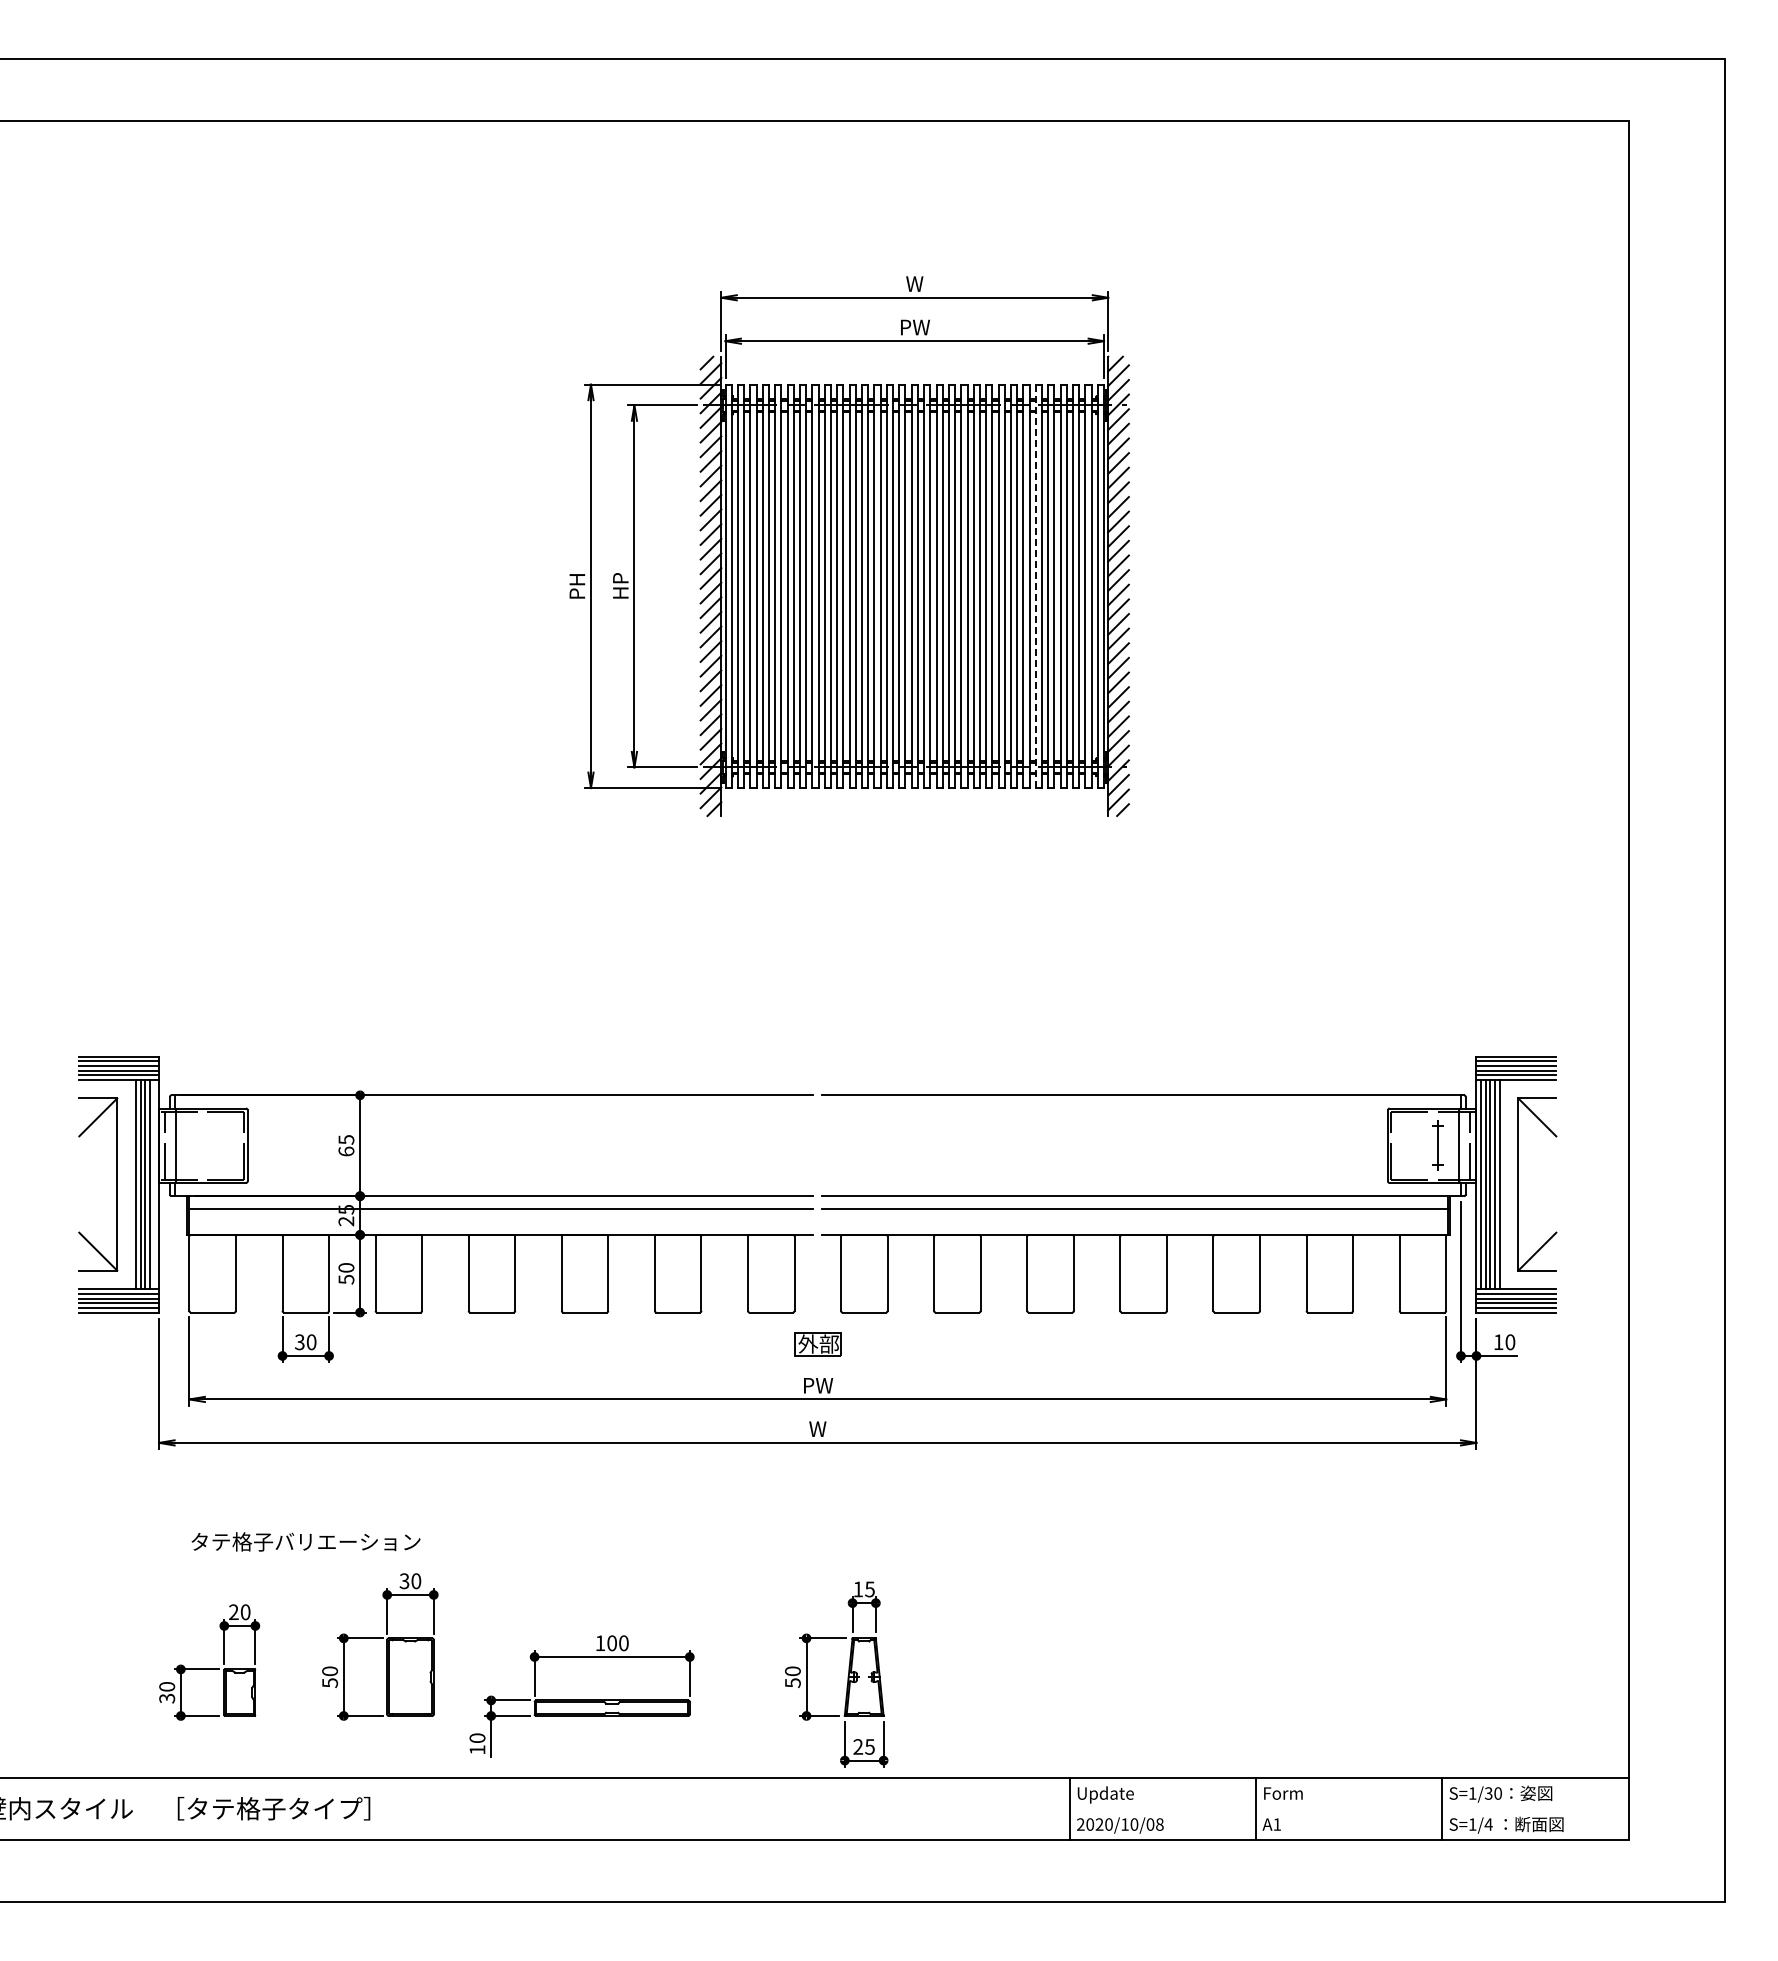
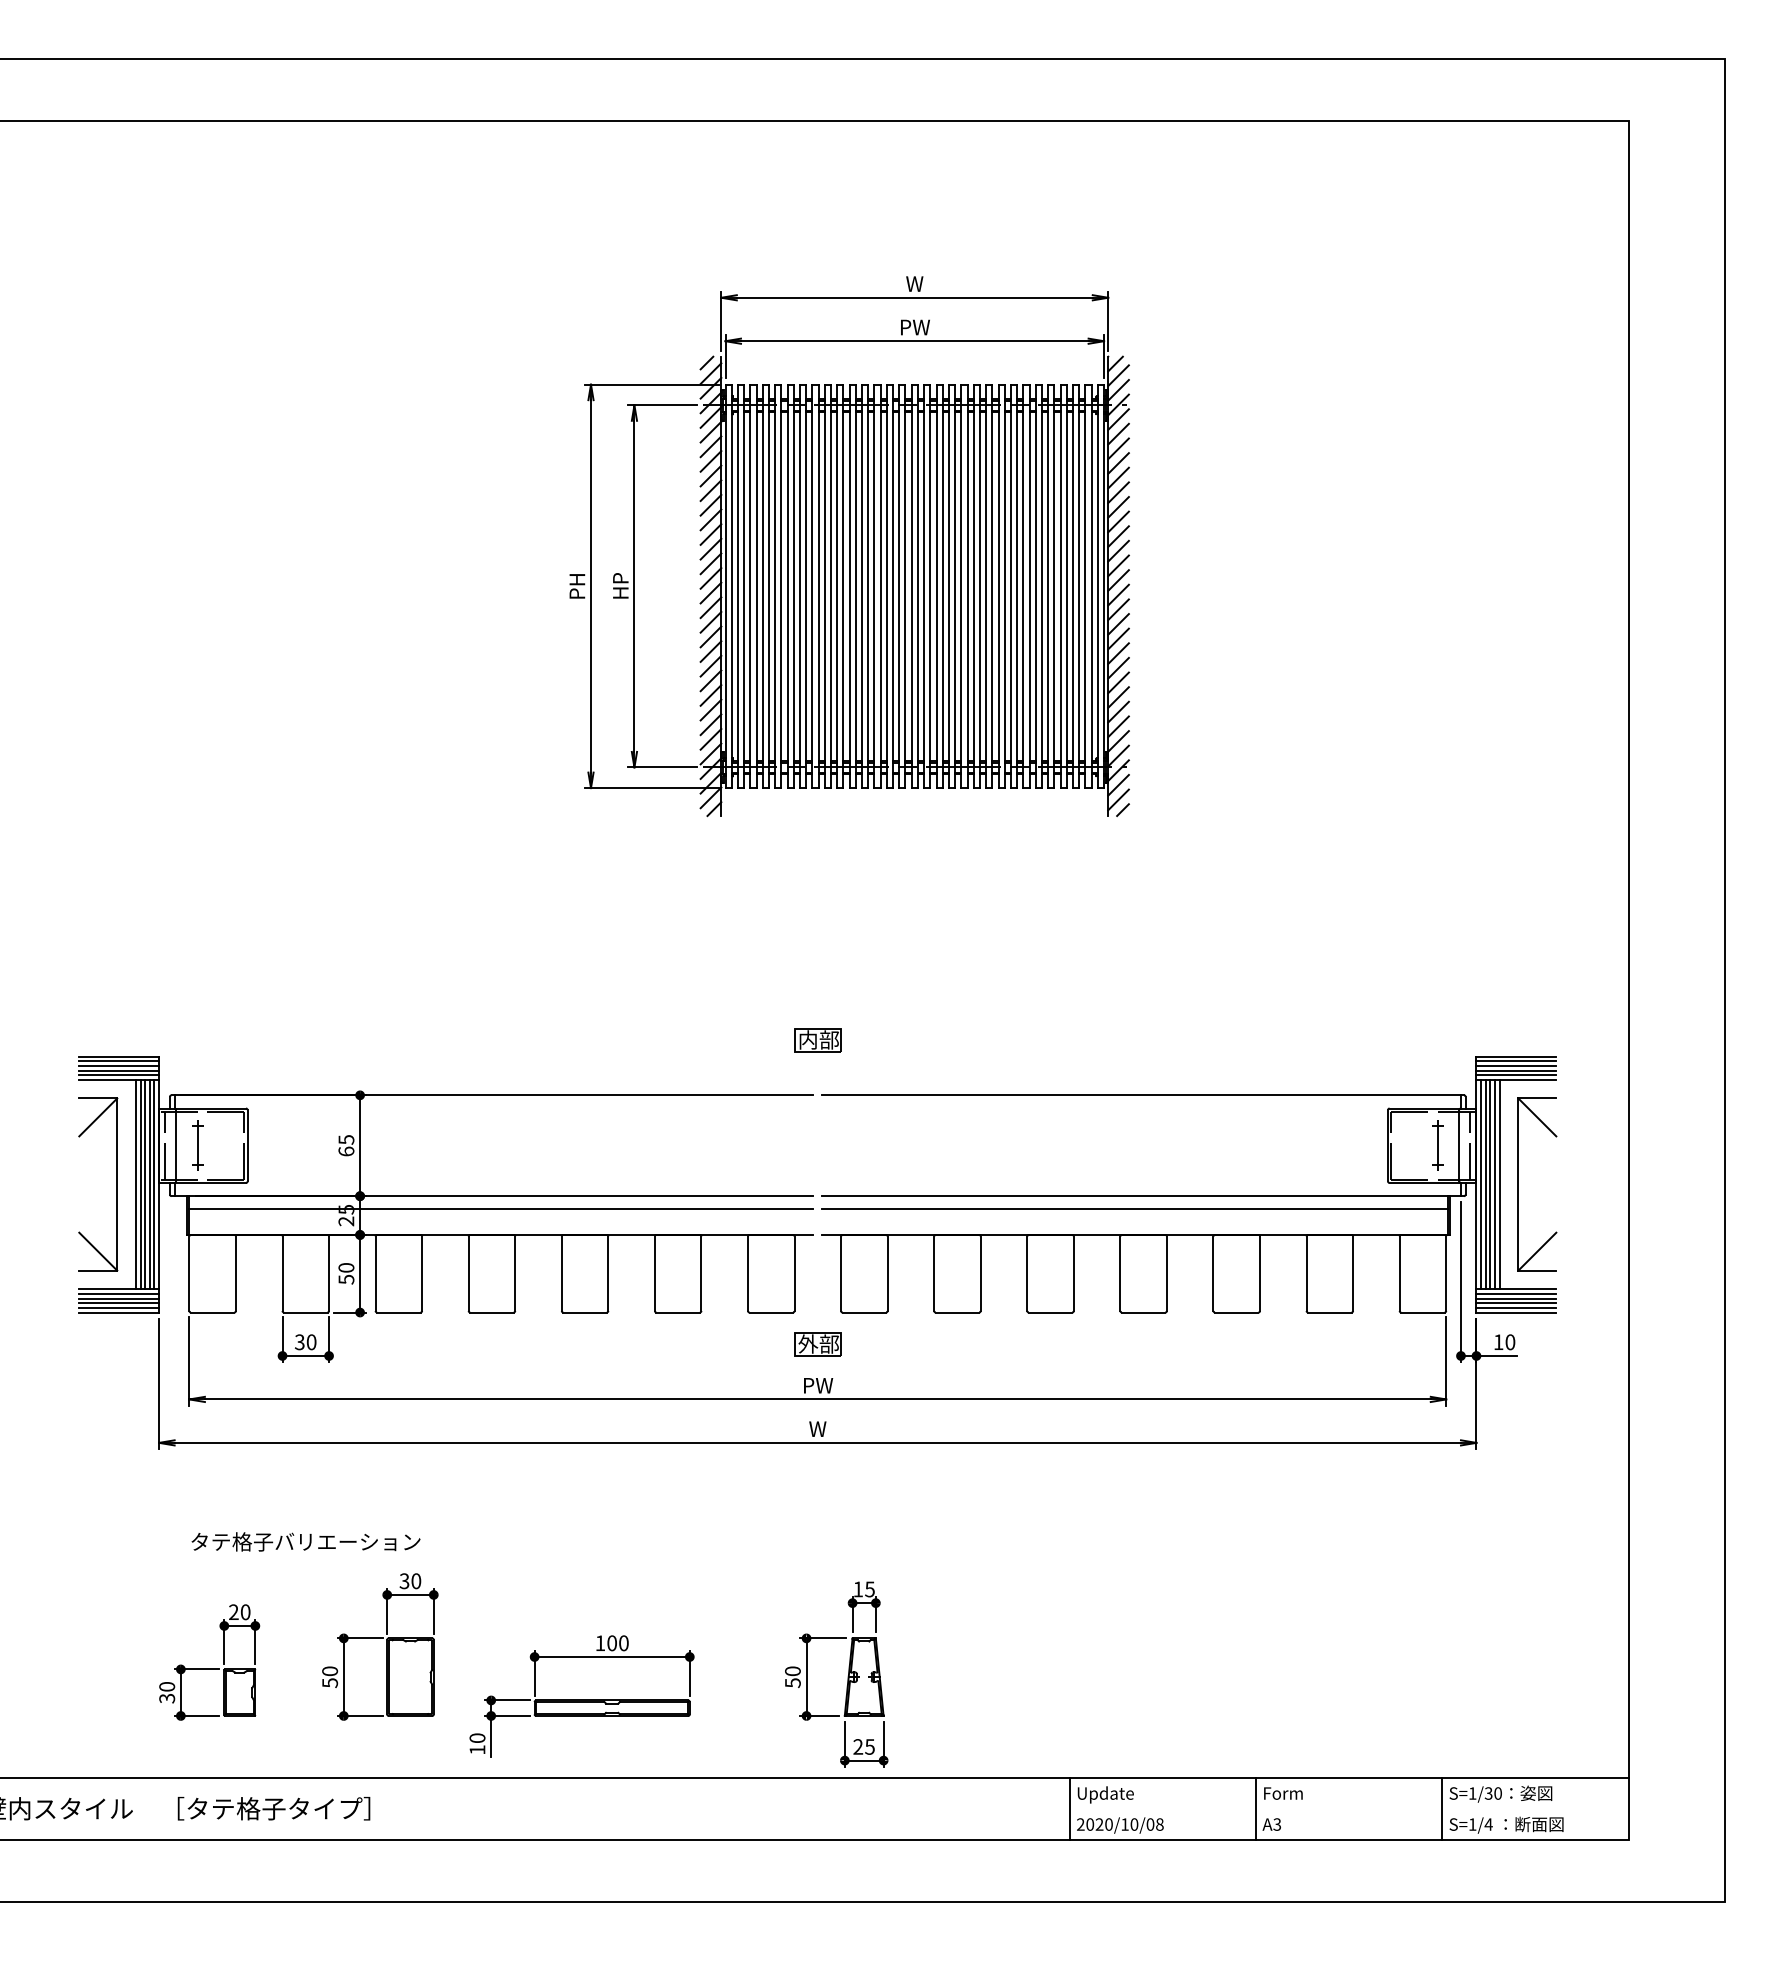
line: dashed -> solid (1035, 586)
part: none -> present (817, 1040)
part: none -> present (197, 1145)
line: none -> present (154, 1184)
text: A1 -> A3 (1277, 1824)
